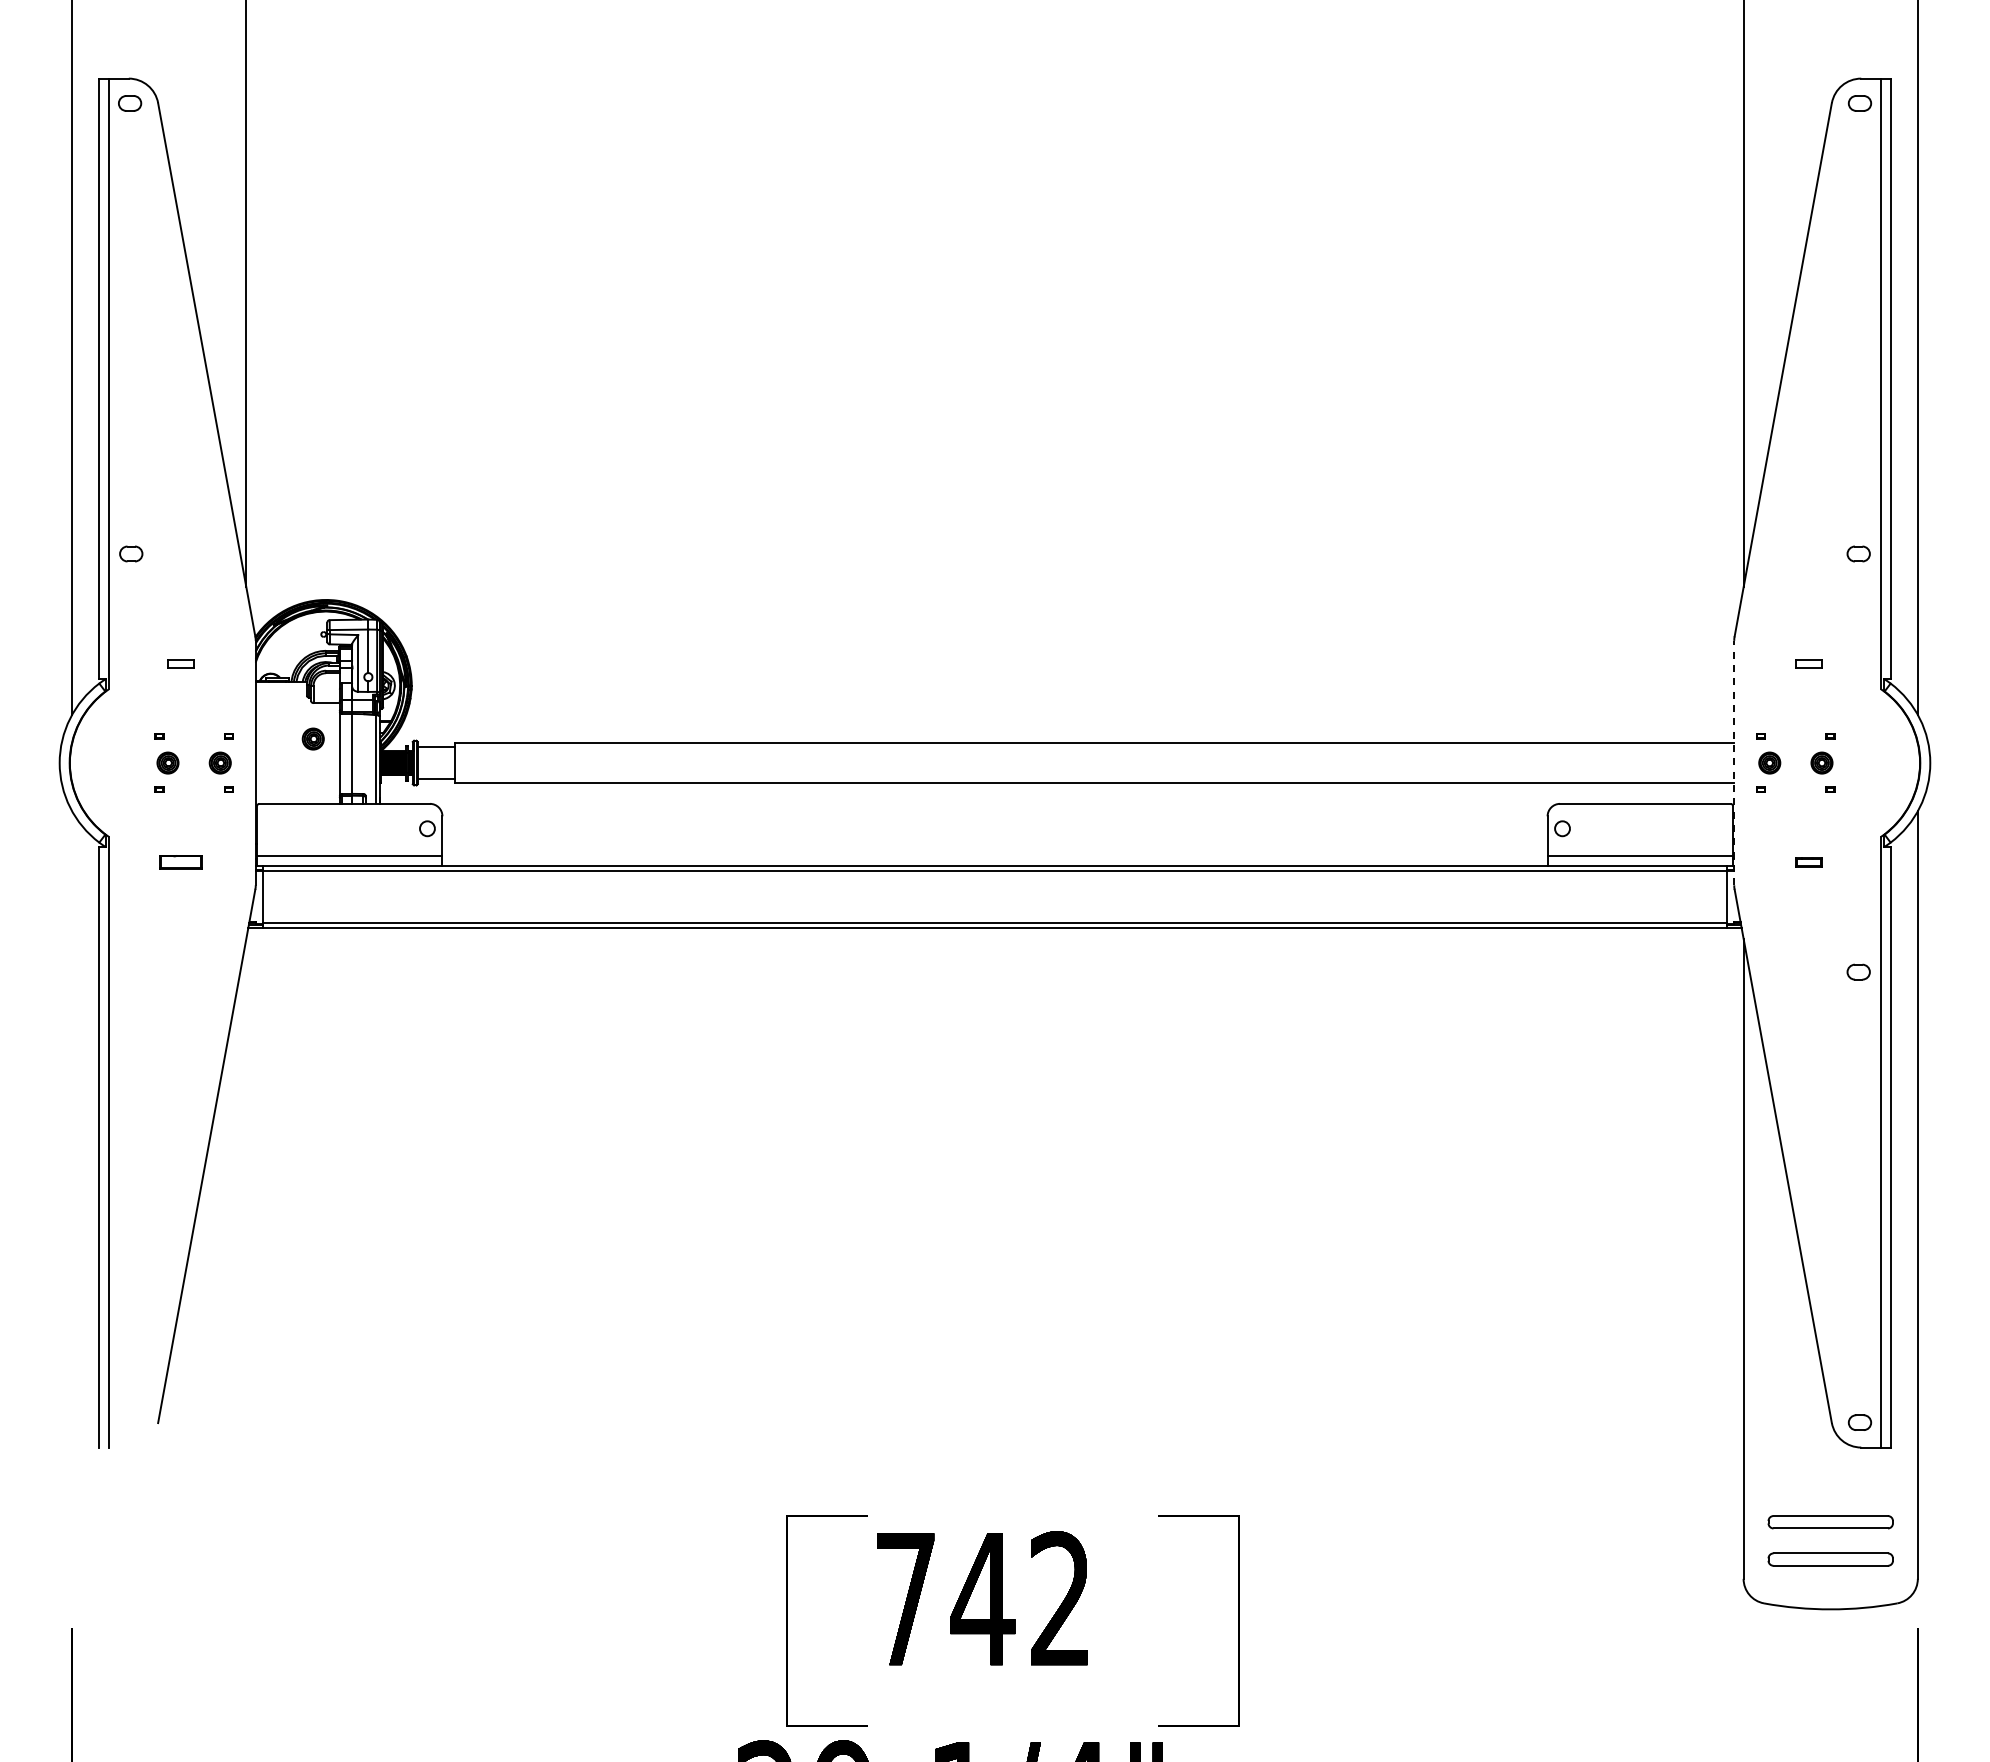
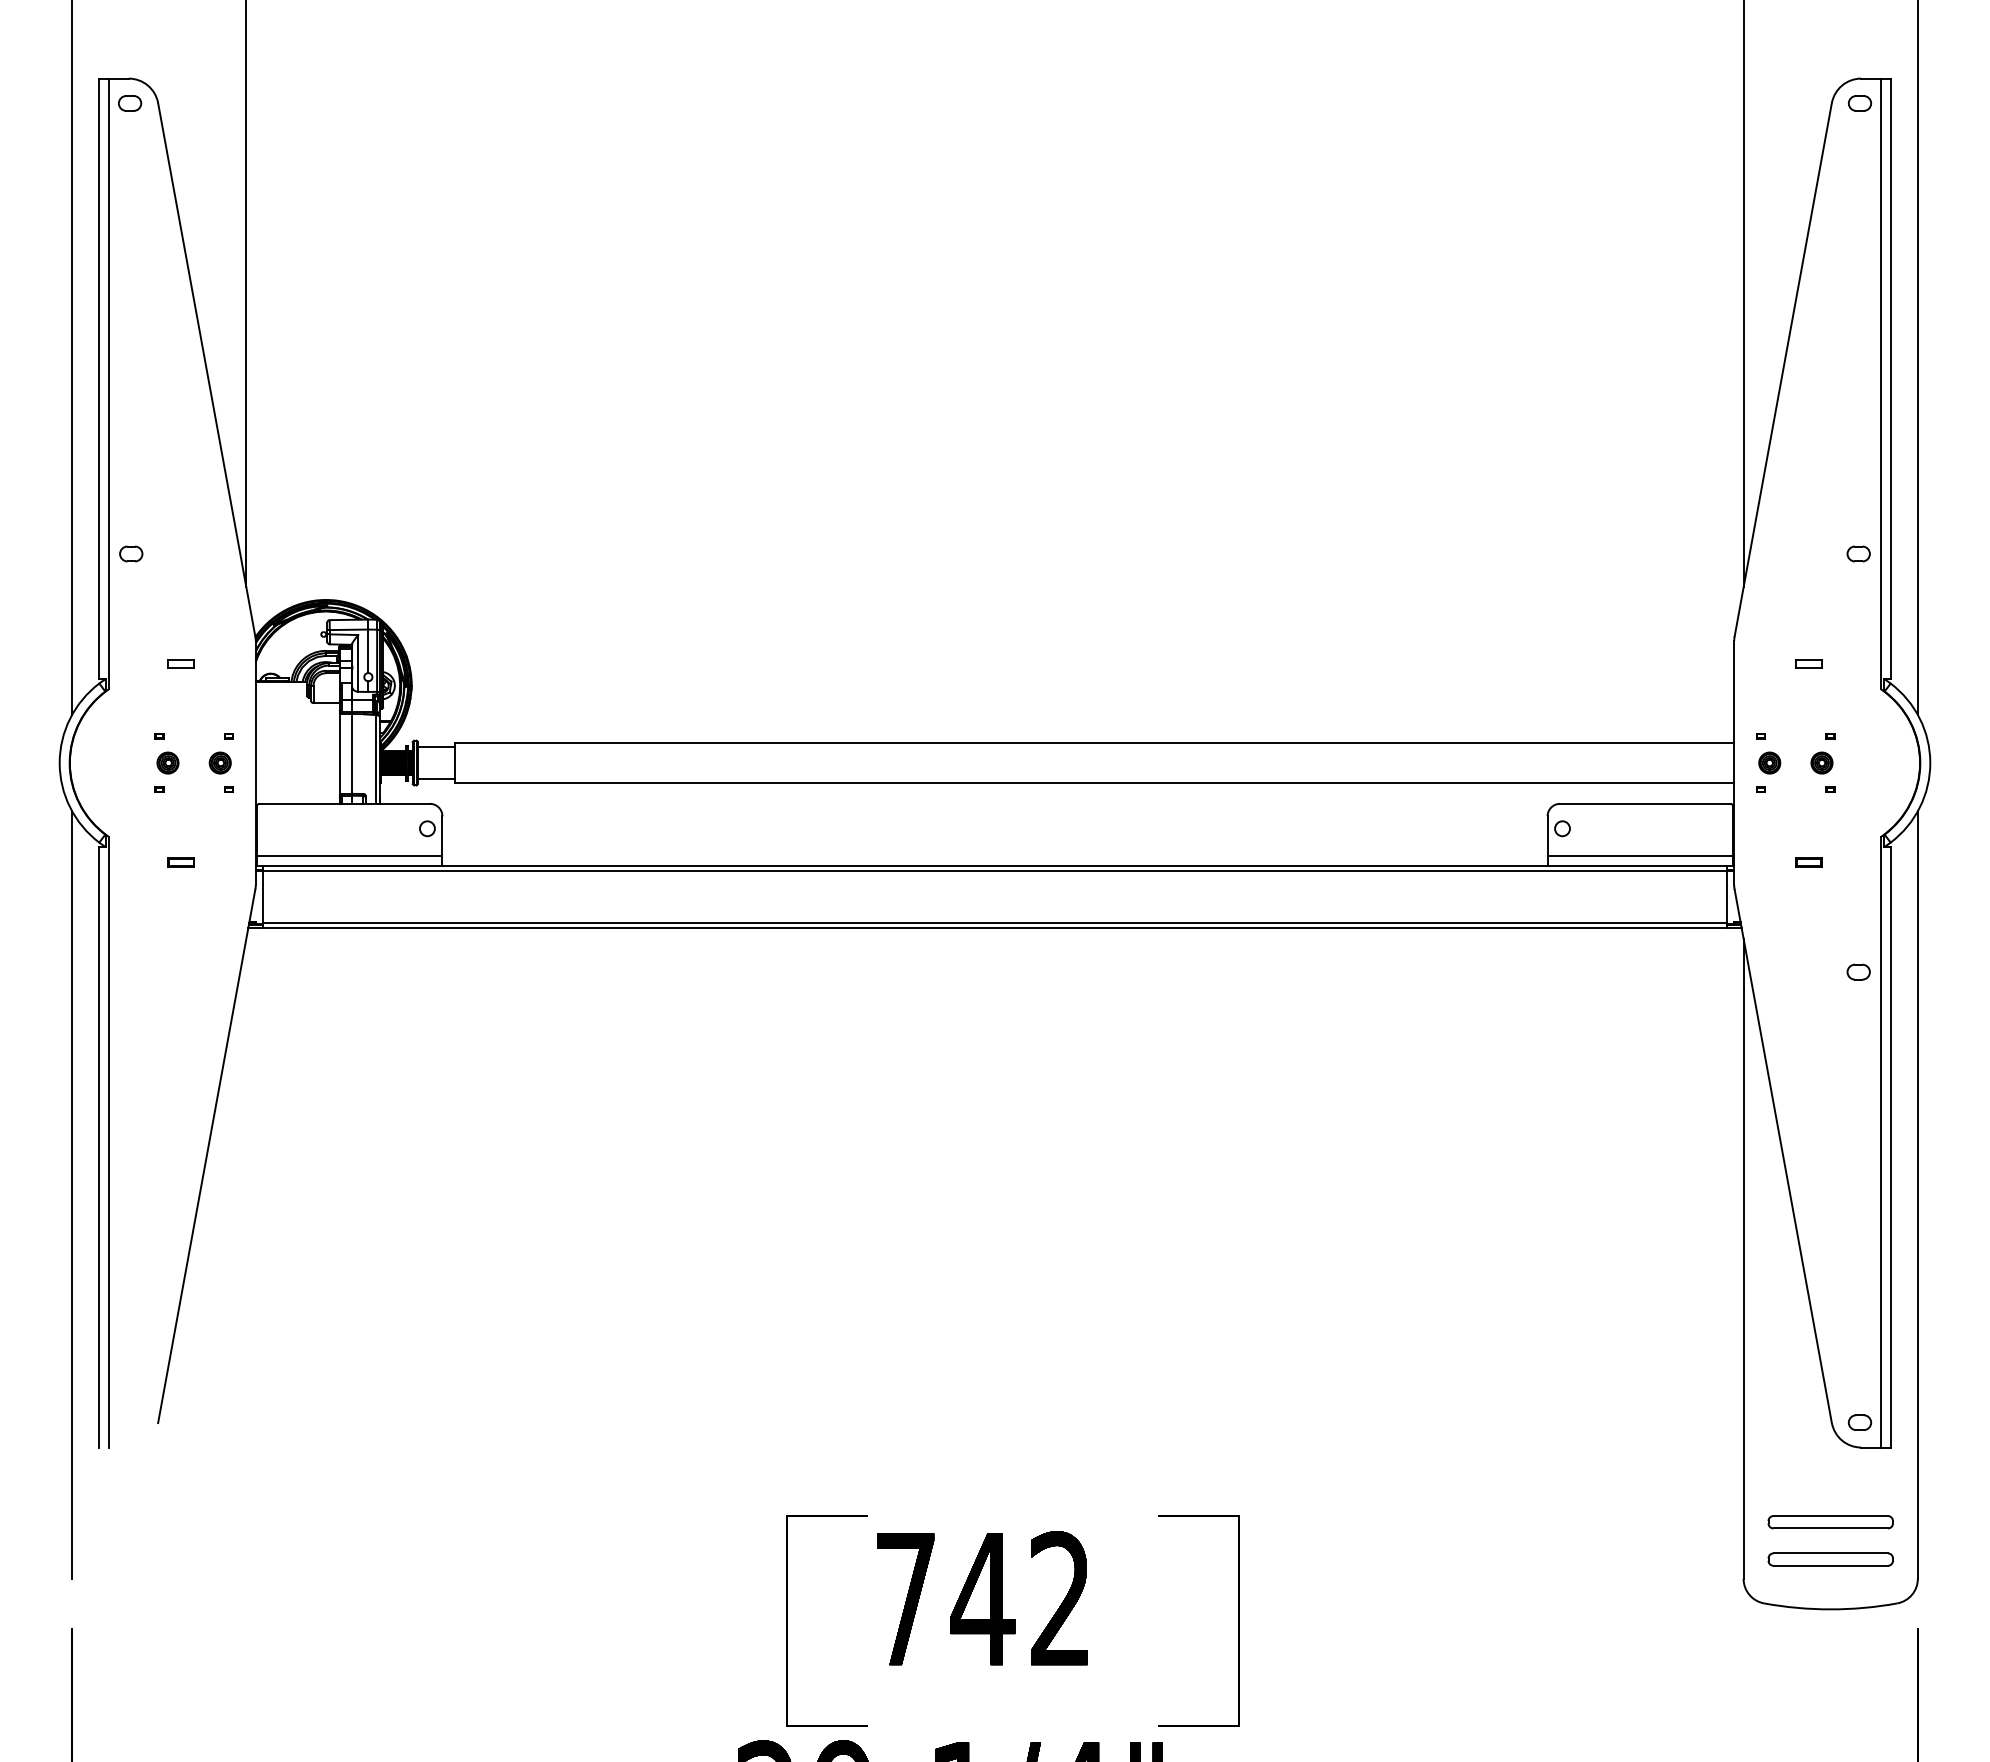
part: present -> none (312, 738)
line: dashed -> solid (1734, 762)
part size: 44x15 px -> 28x11 px (180, 862)
line: none -> present (72, 1194)
